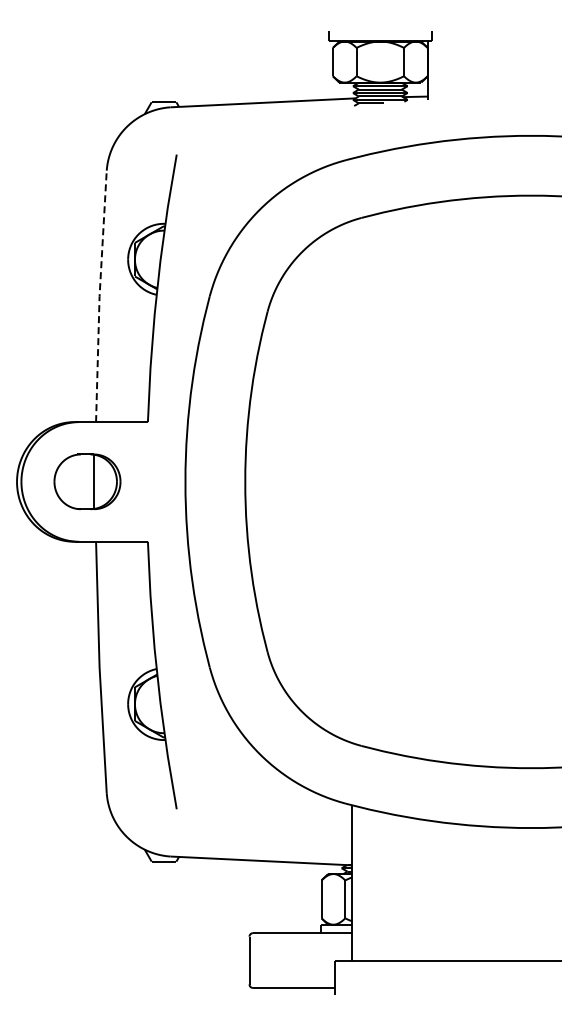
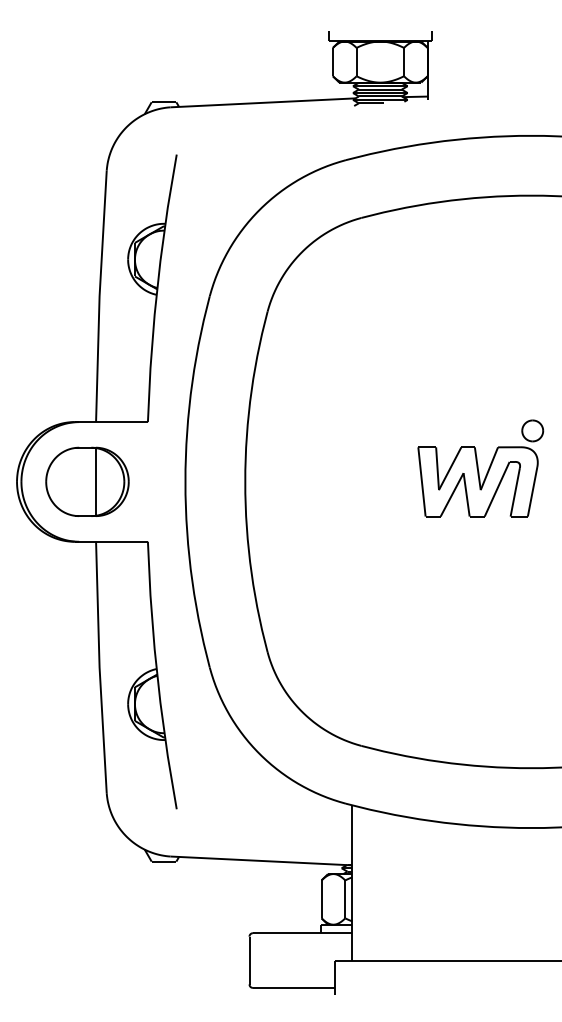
line: dashed -> solid (99, 296)
part: none -> present (480, 468)
part size: 69x58 px -> 85x71 px (87, 481)
